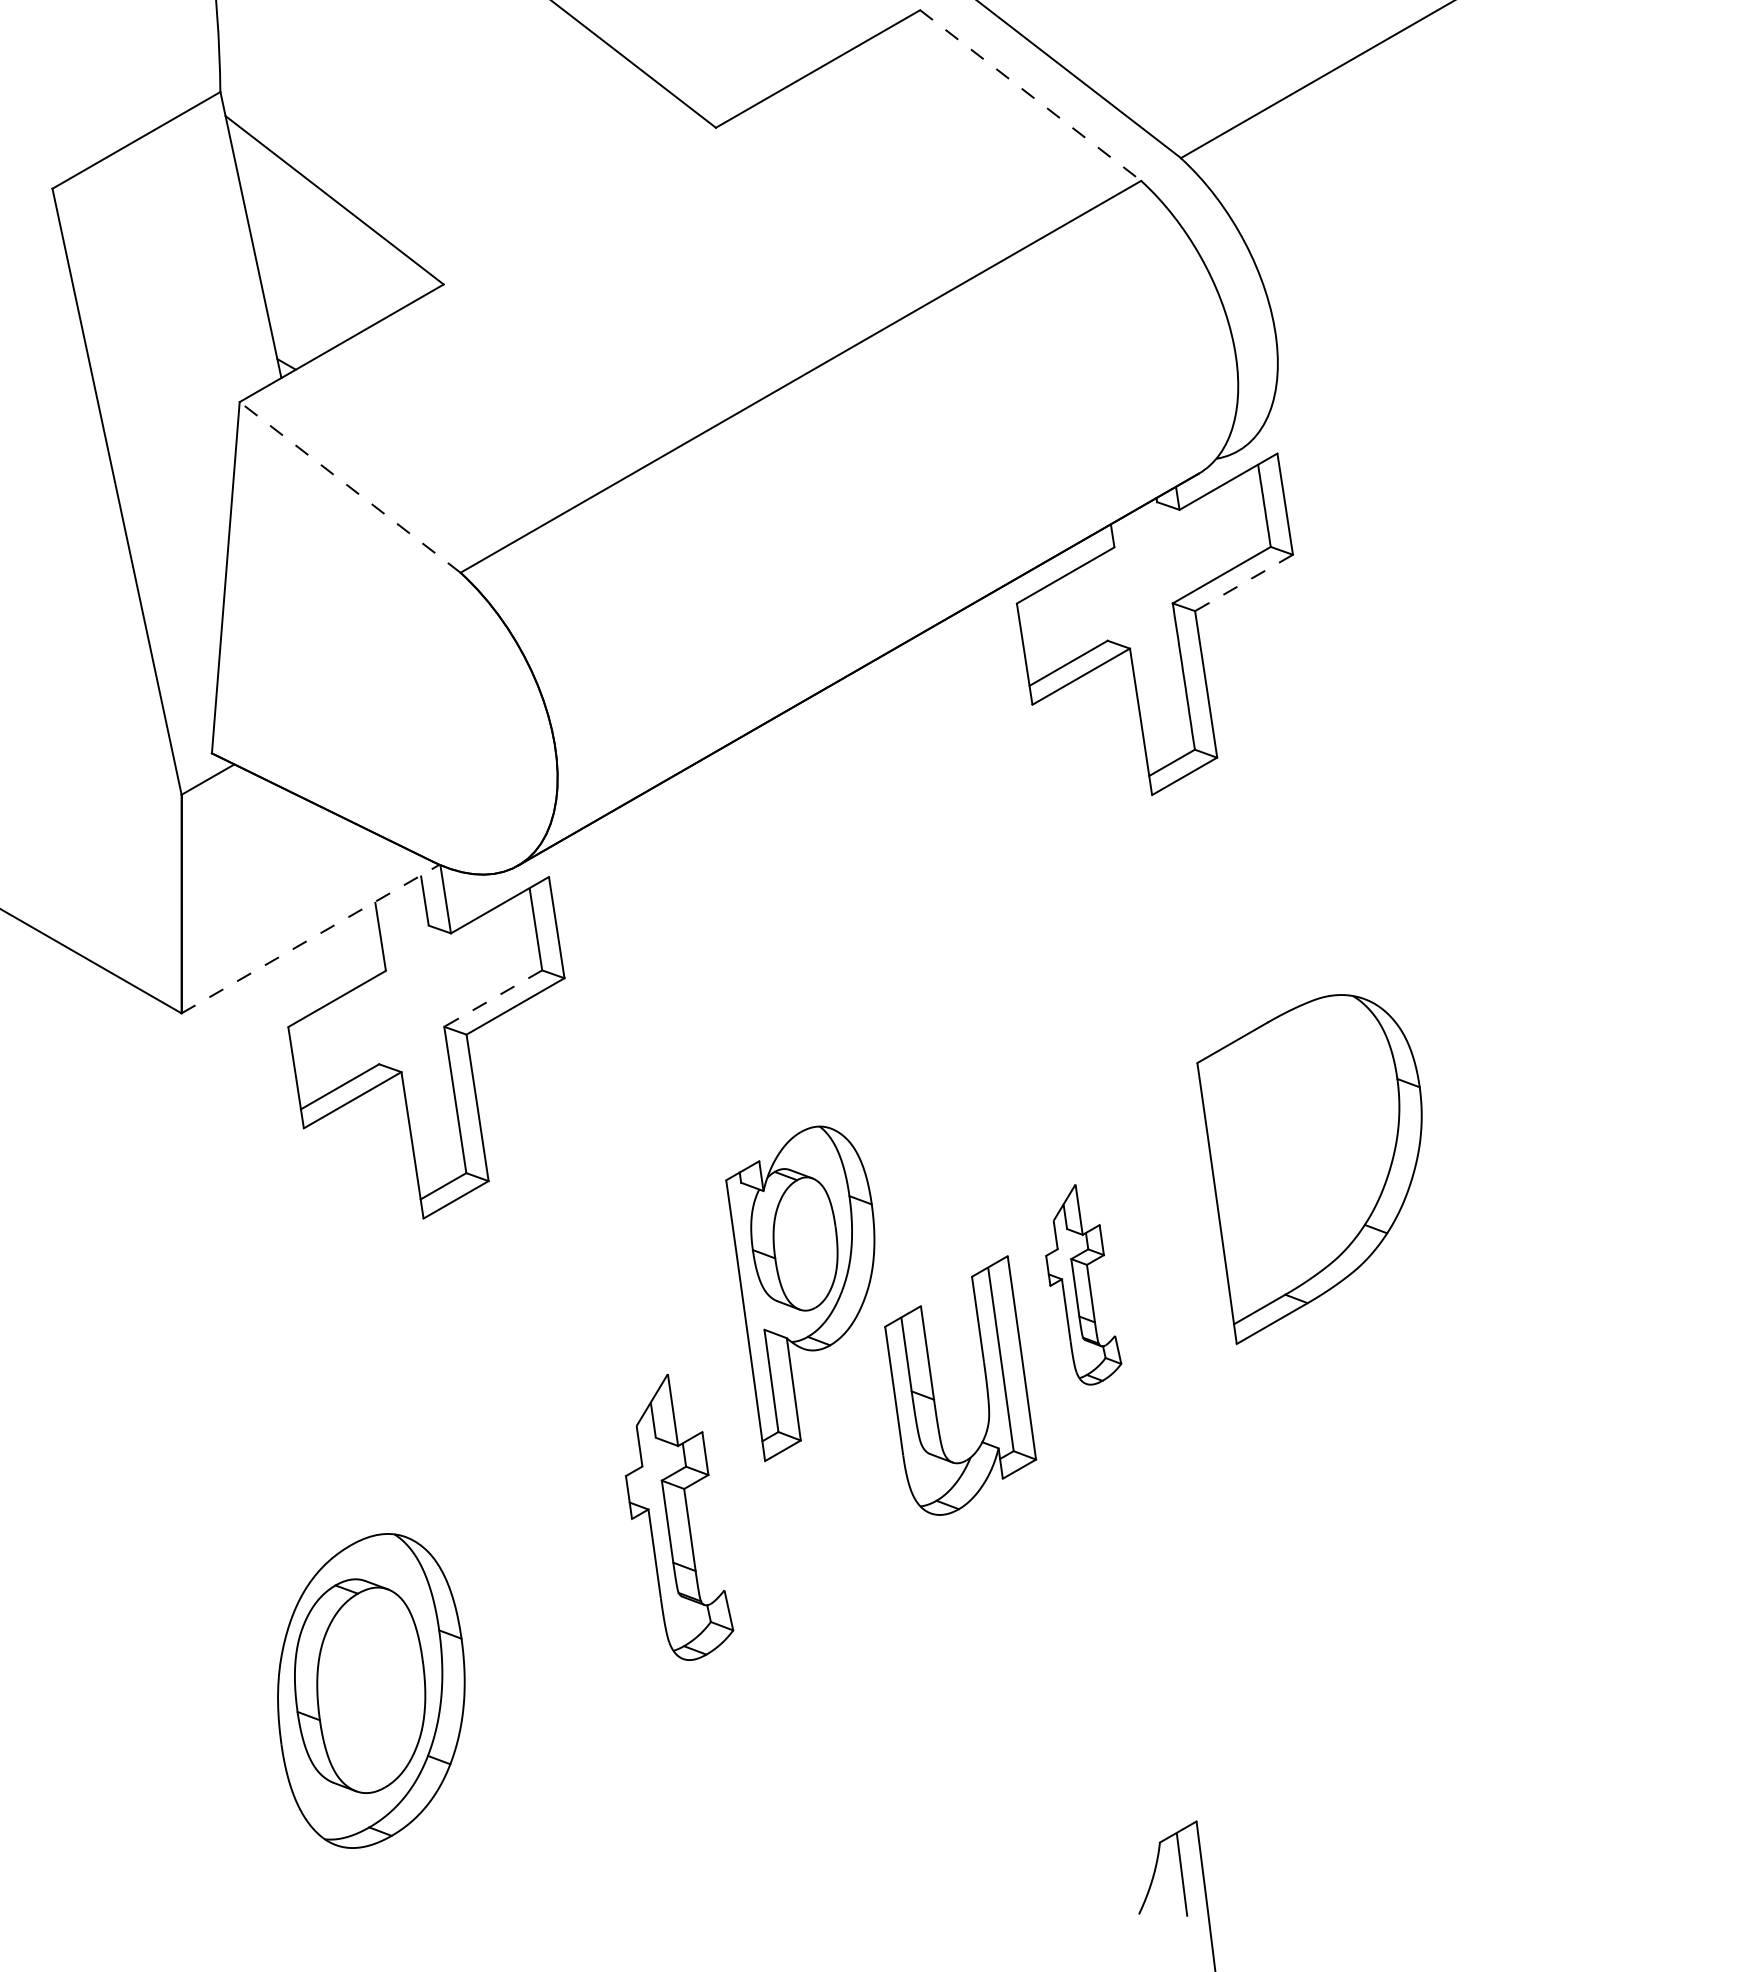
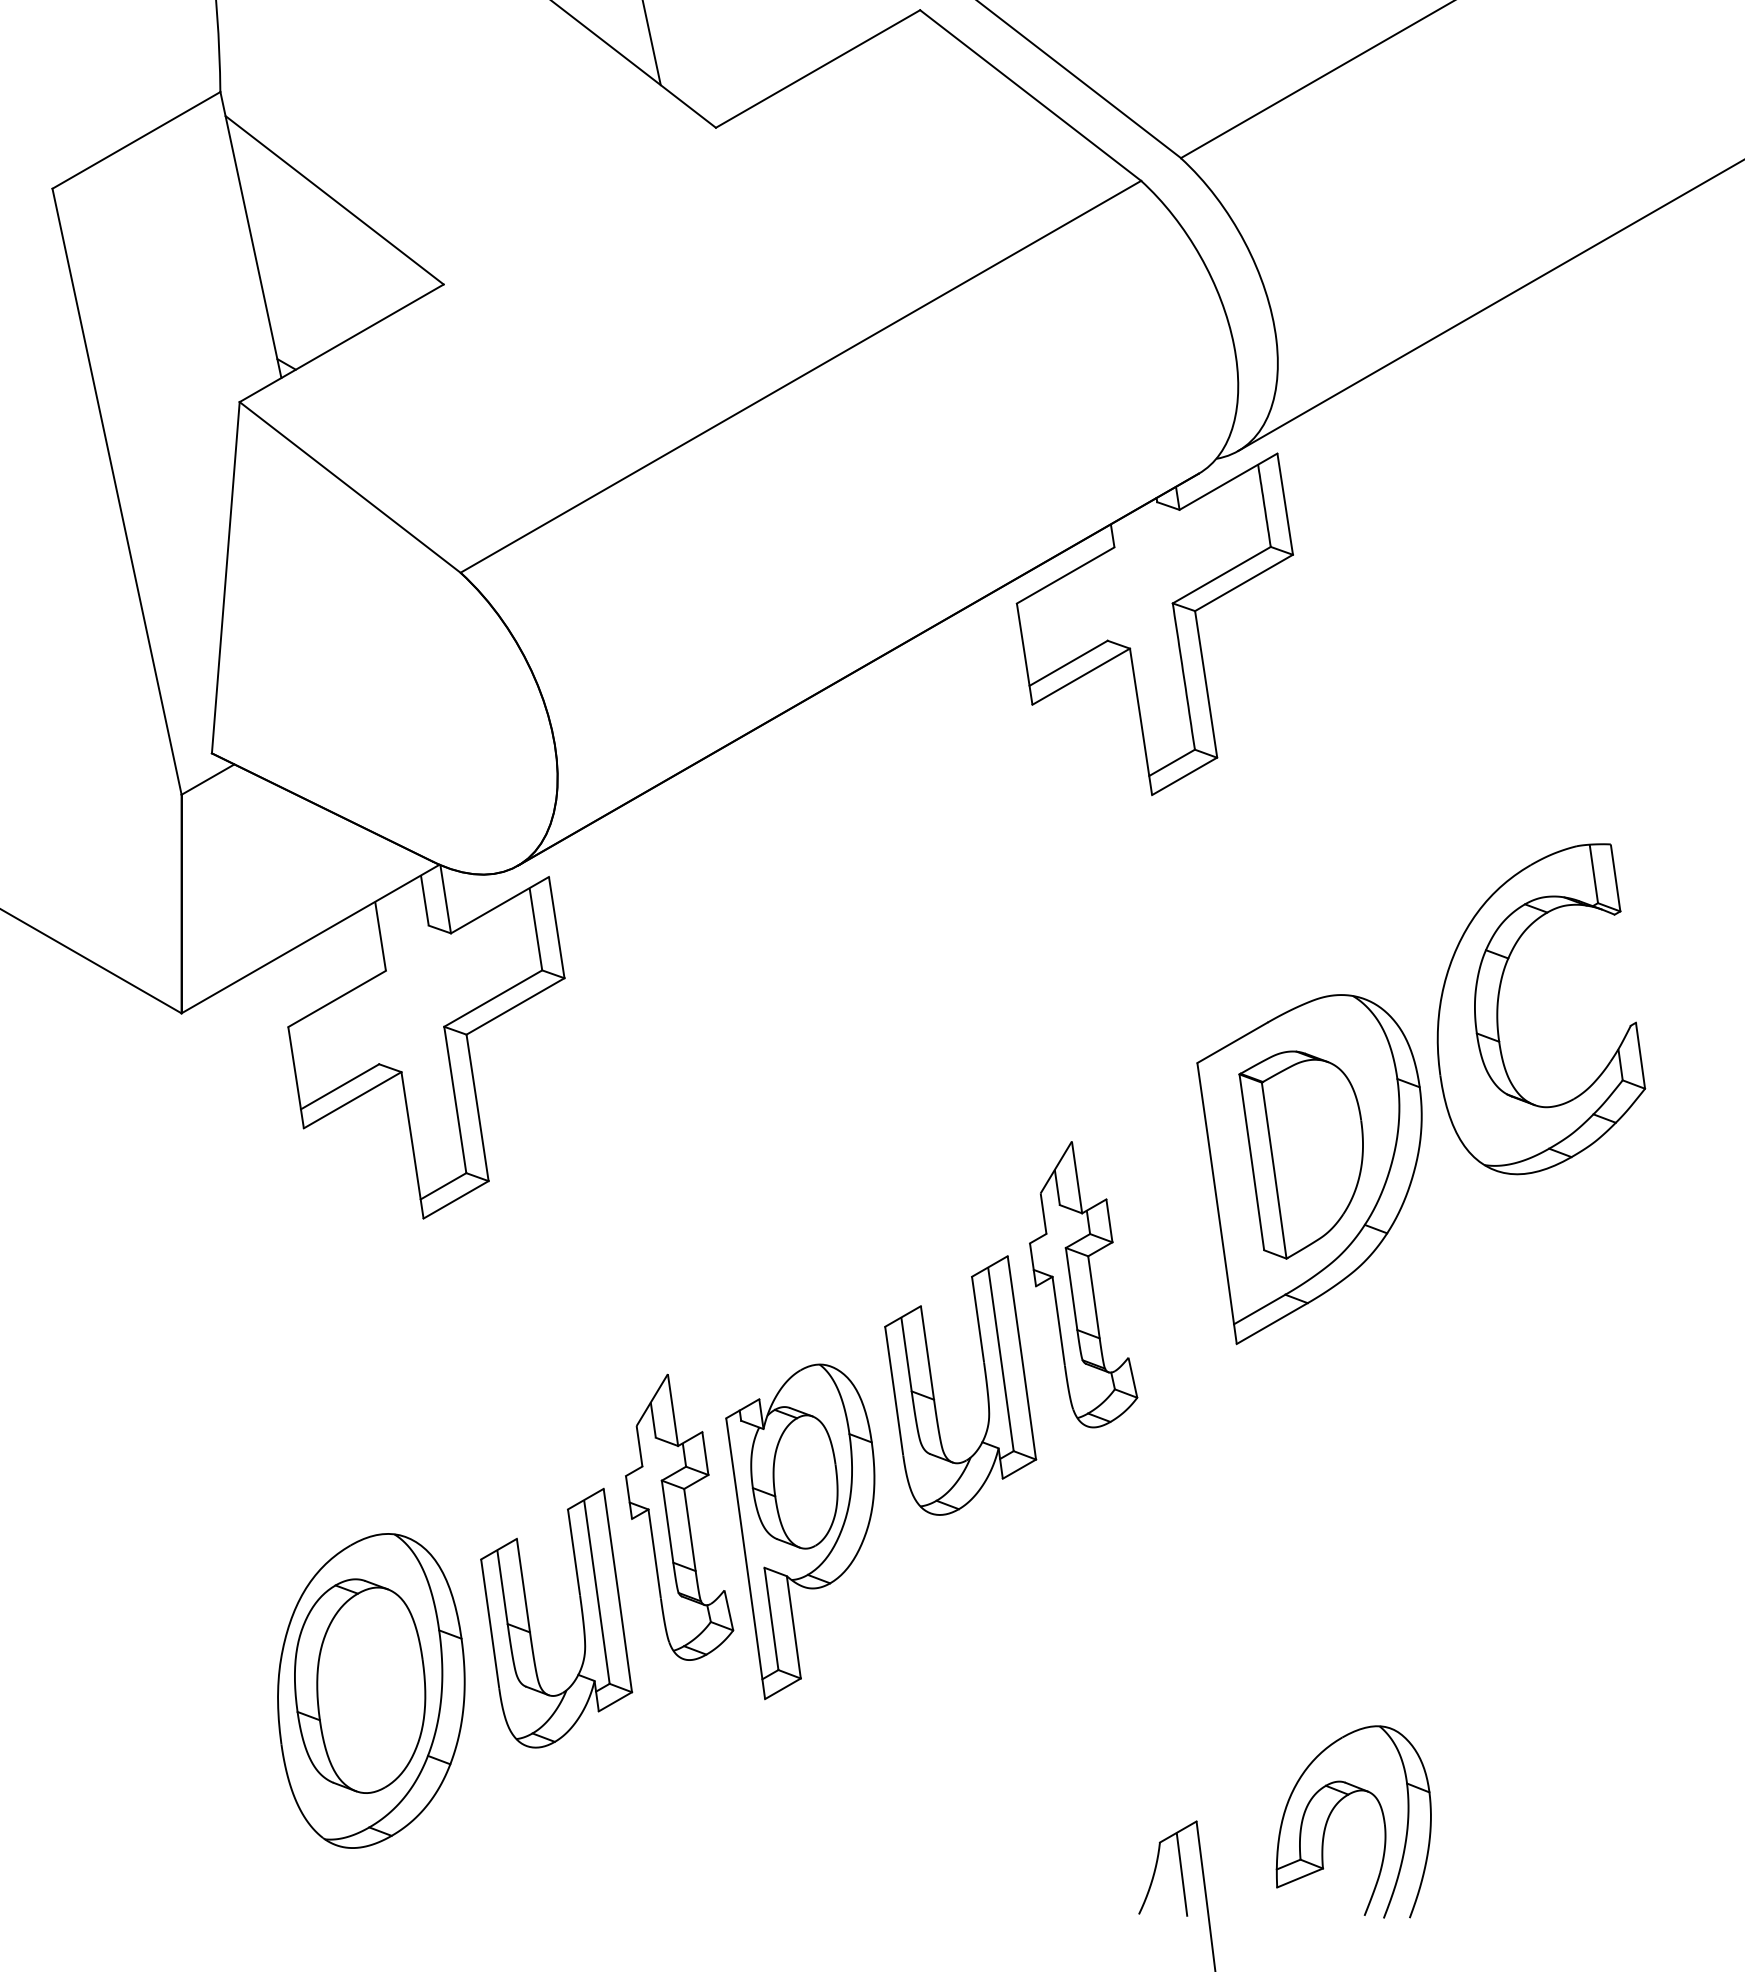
line: none -> present (651, 43)
line: dashed -> solid (1030, 95)
line: none -> present (1489, 306)
line: dashed -> solid (350, 487)
line: dashed -> solid (1243, 583)
line: dashed -> solid (310, 939)
line: dashed -> solid (493, 998)
part: none -> present (1498, 1009)
part: none -> present (1300, 1154)
part size: 78x202 px -> 110x288 px (1083, 1284)
part position: (800, 1293) -> (800, 1531) (800, 1531)
part: none -> present (581, 1616)
part: none -> present (1336, 1806)
